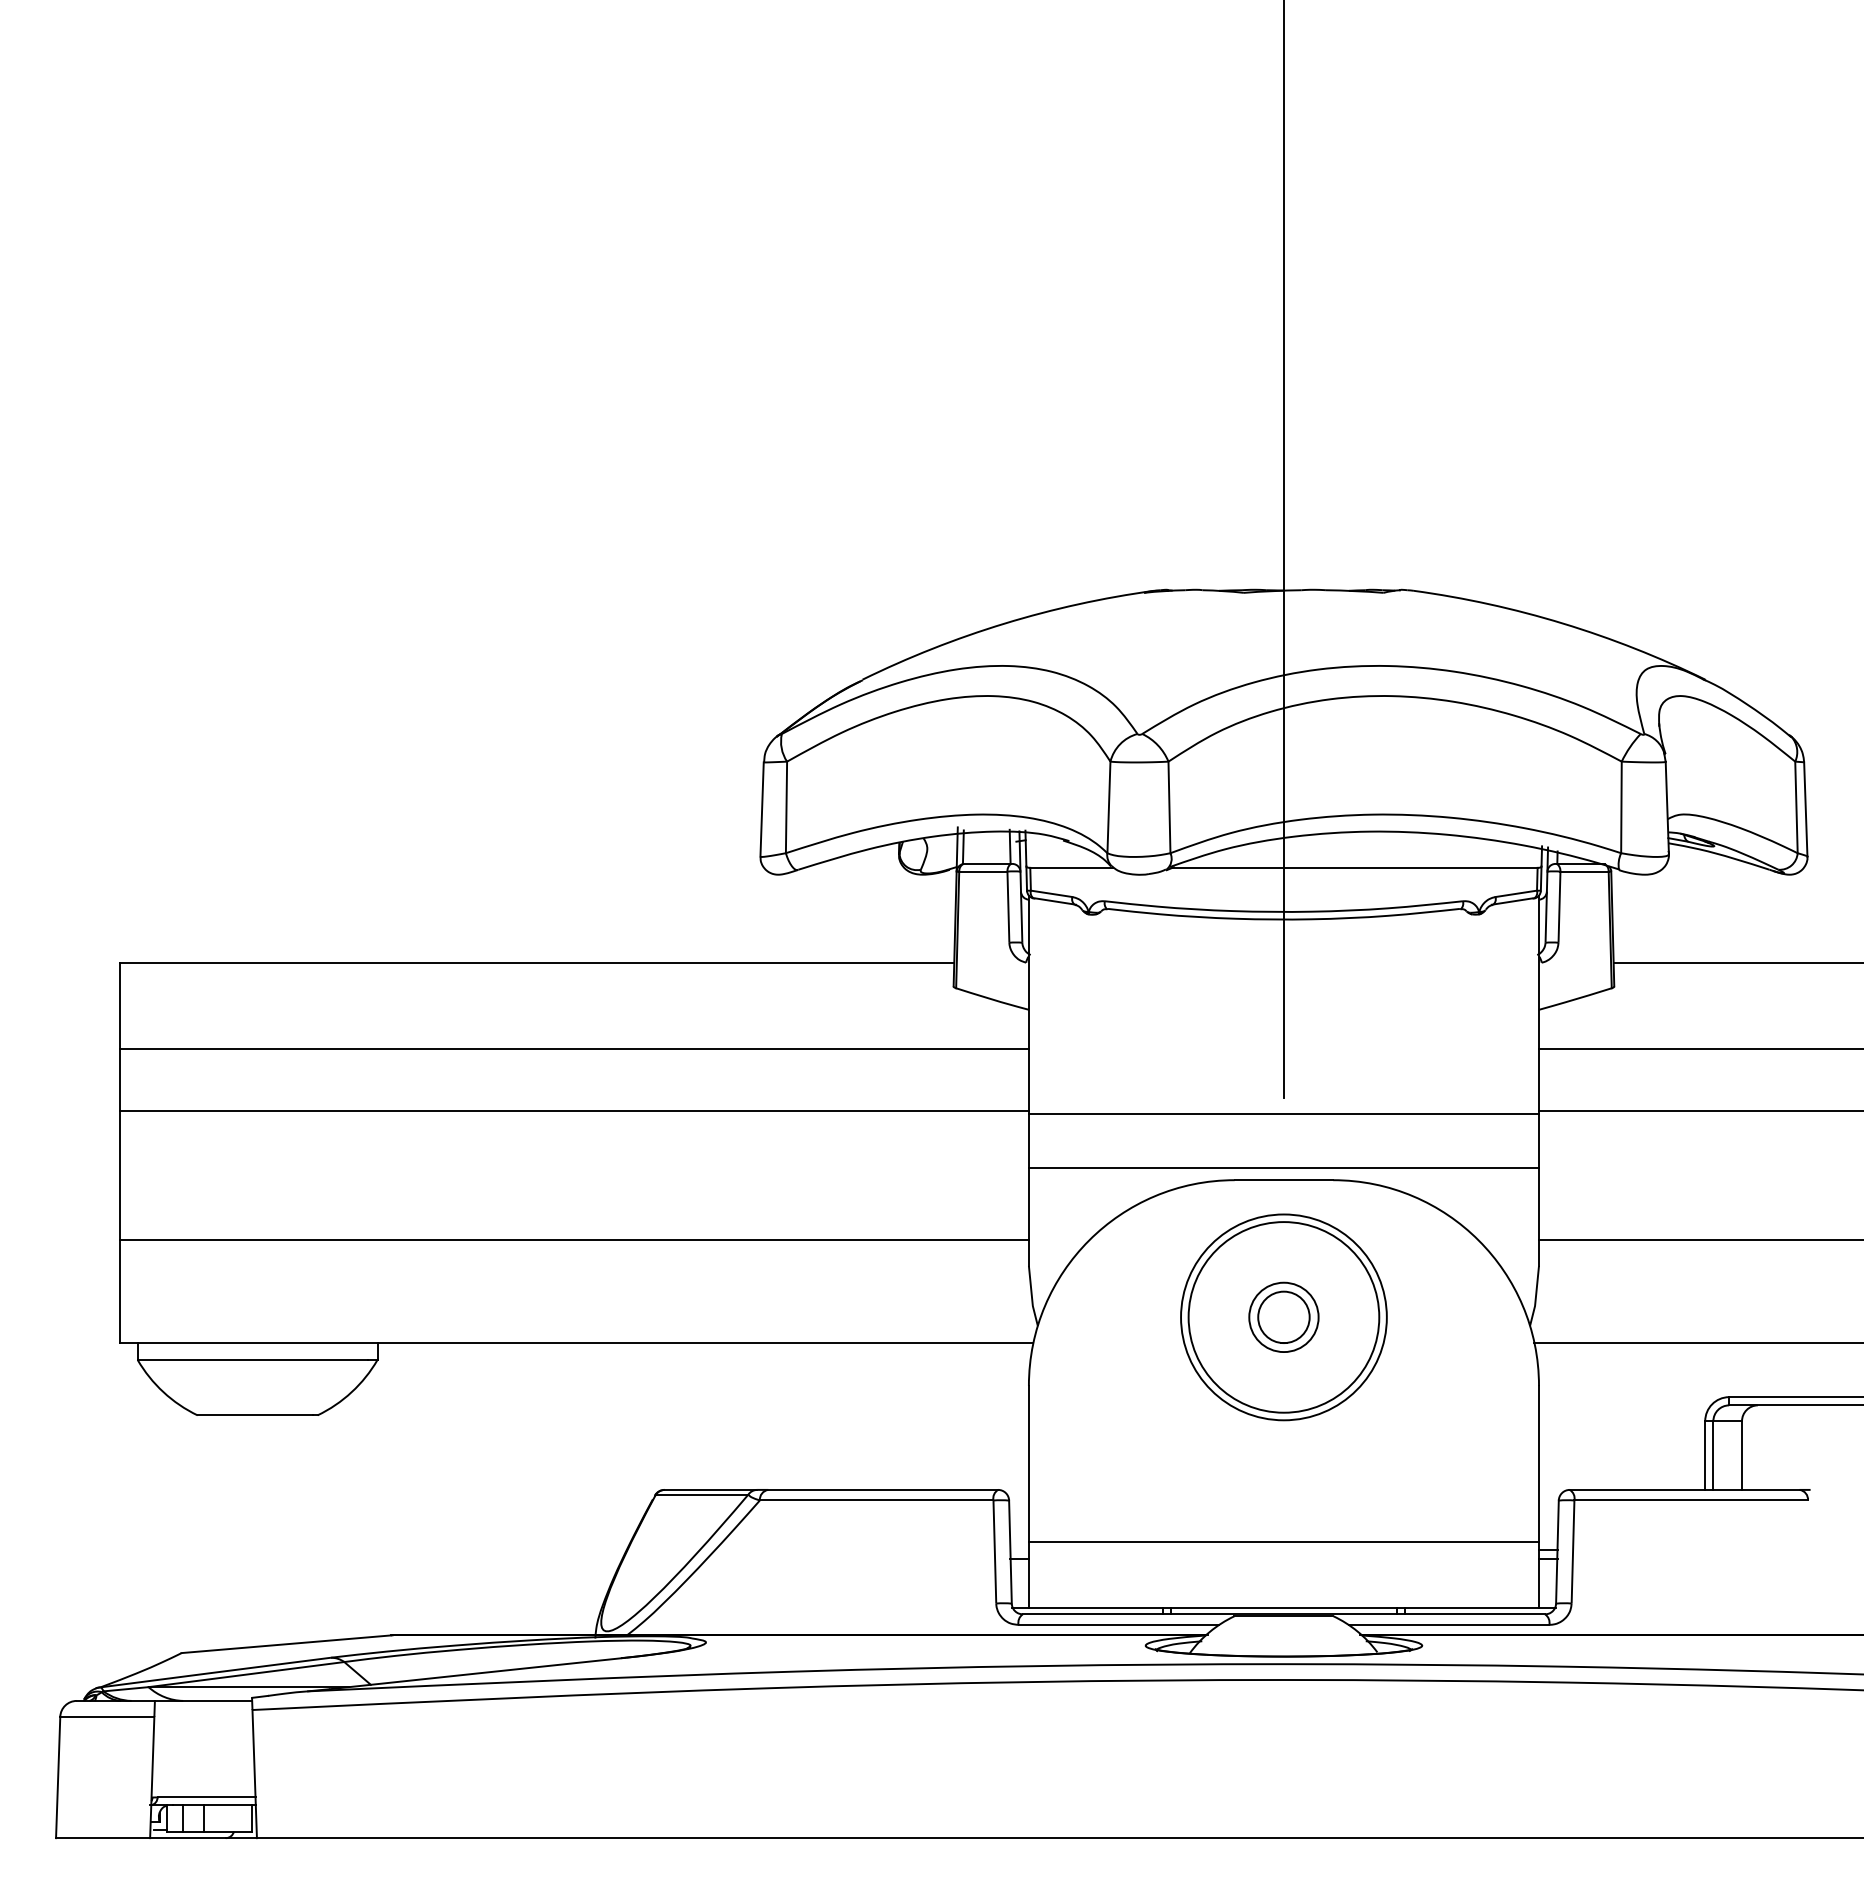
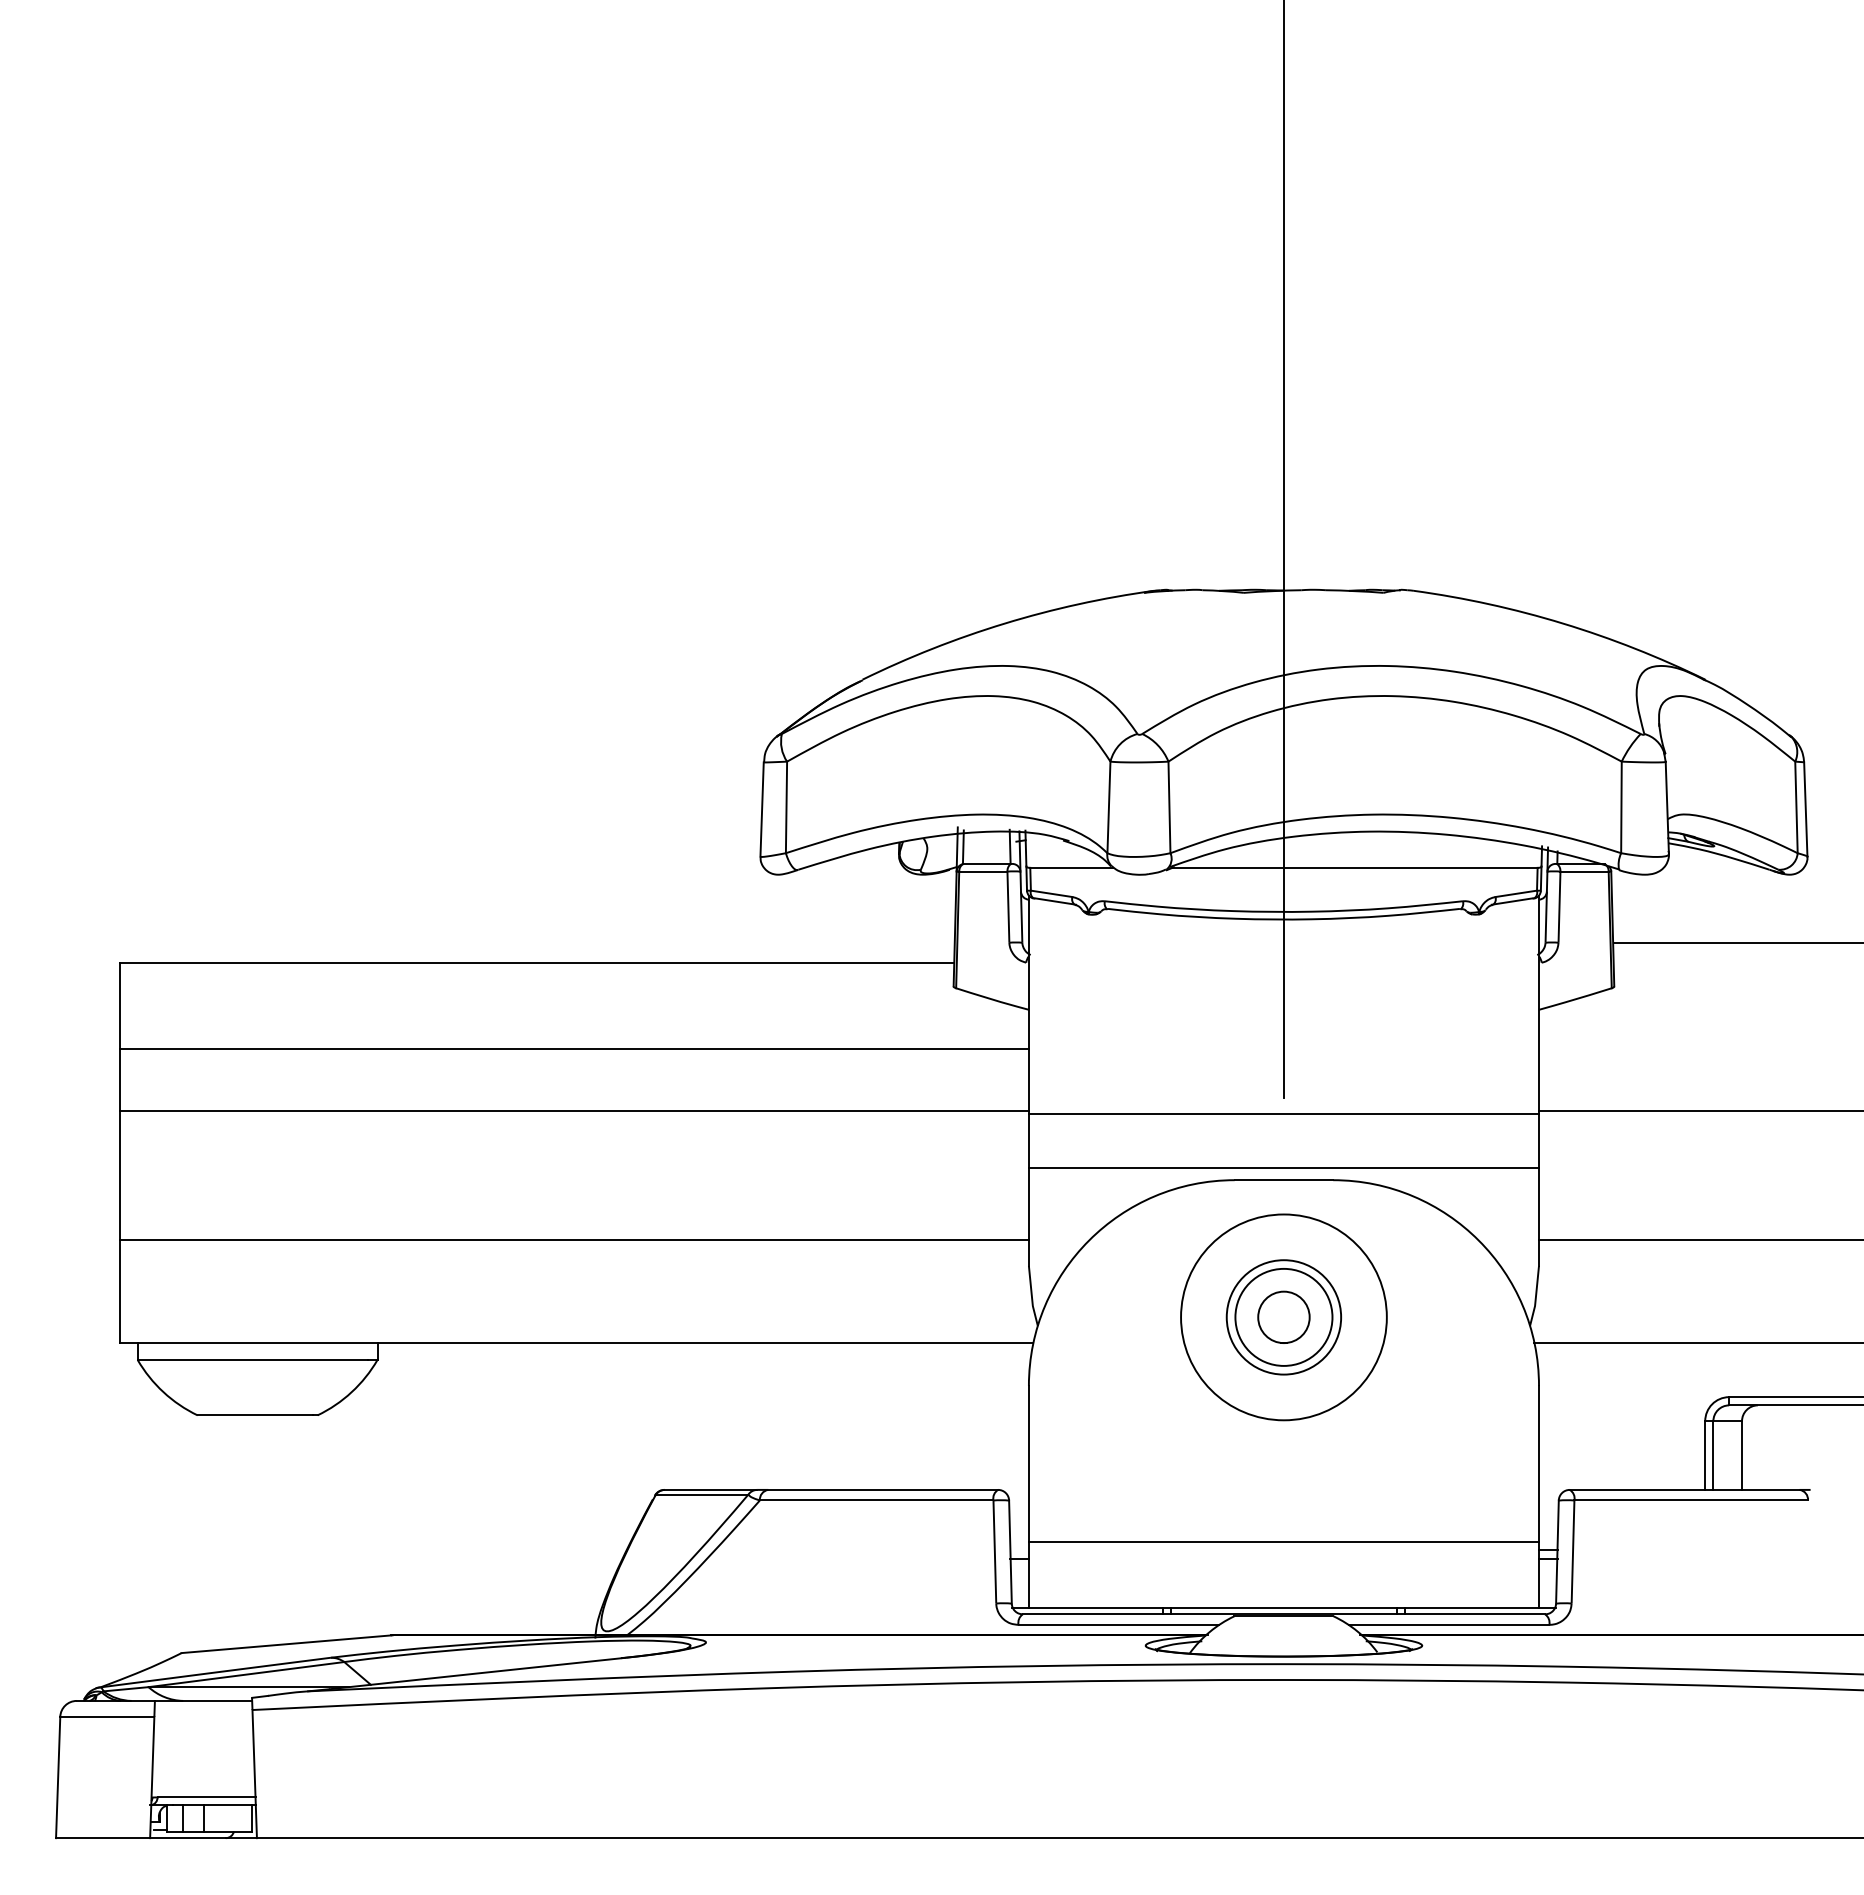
line position: (1736, 962) -> (1736, 942) (1736, 942)
line: present -> none (1699, 1049)
circle diameter: 191 px -> 114 px (1283, 1317)
circle diameter: 69 px -> 97 px (1283, 1316)
